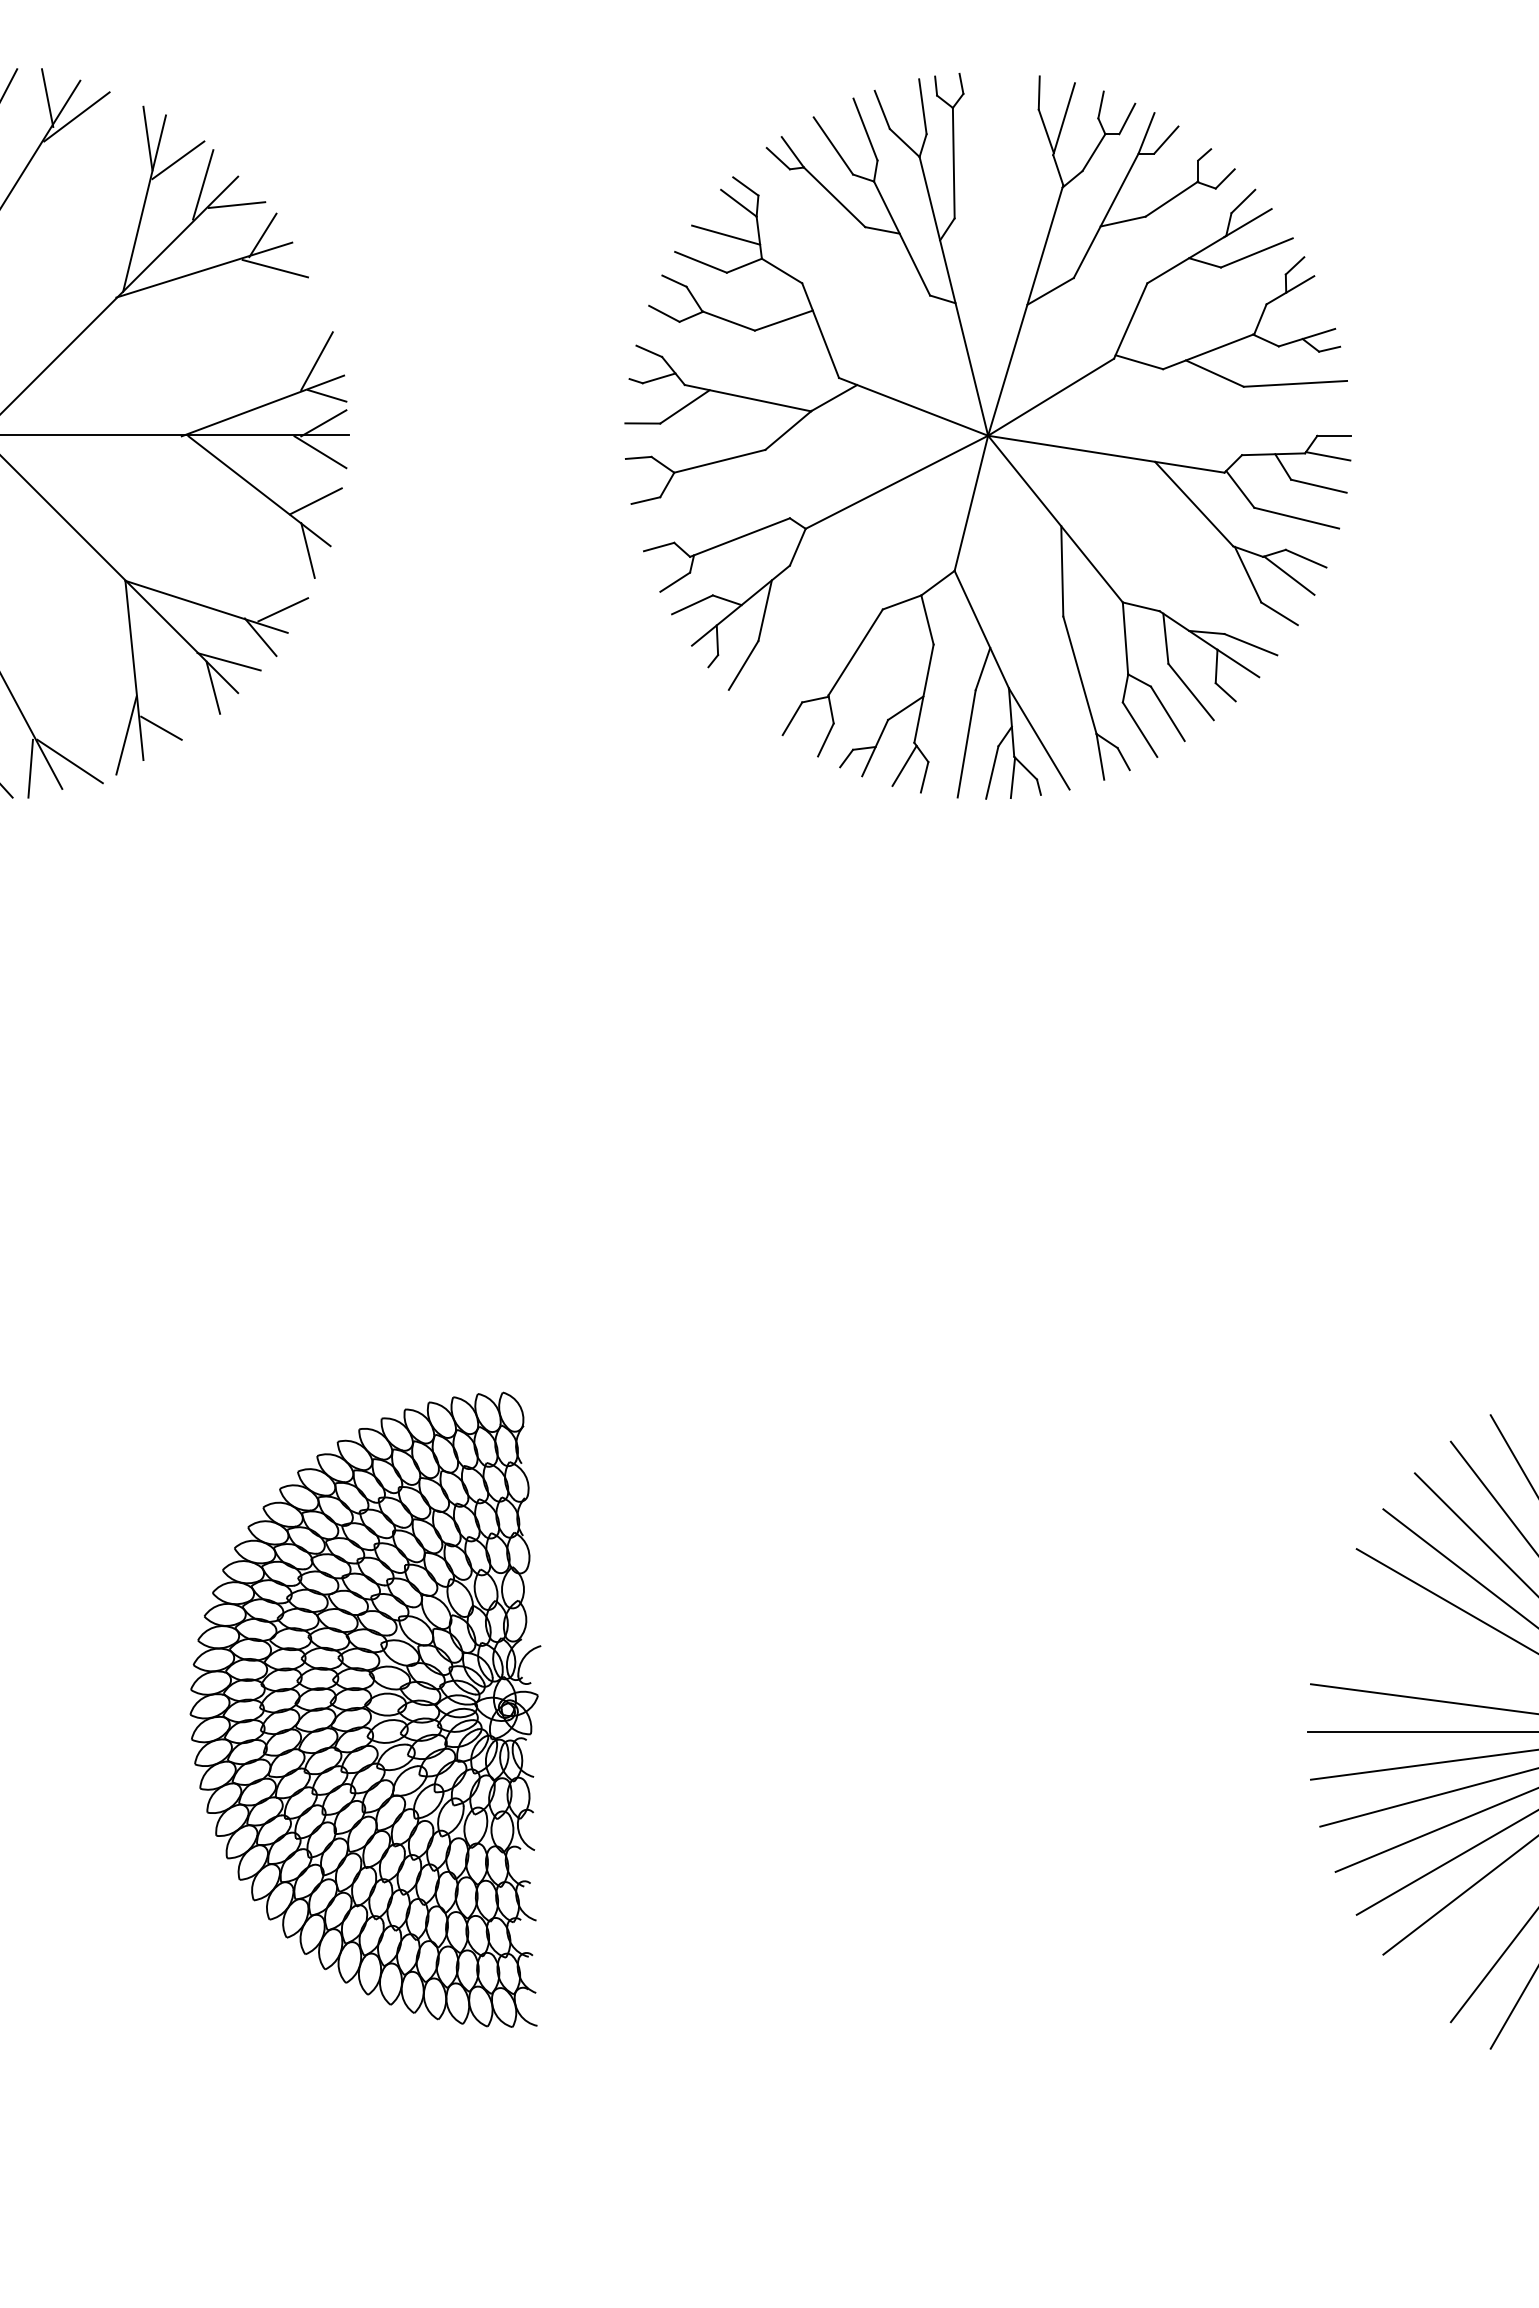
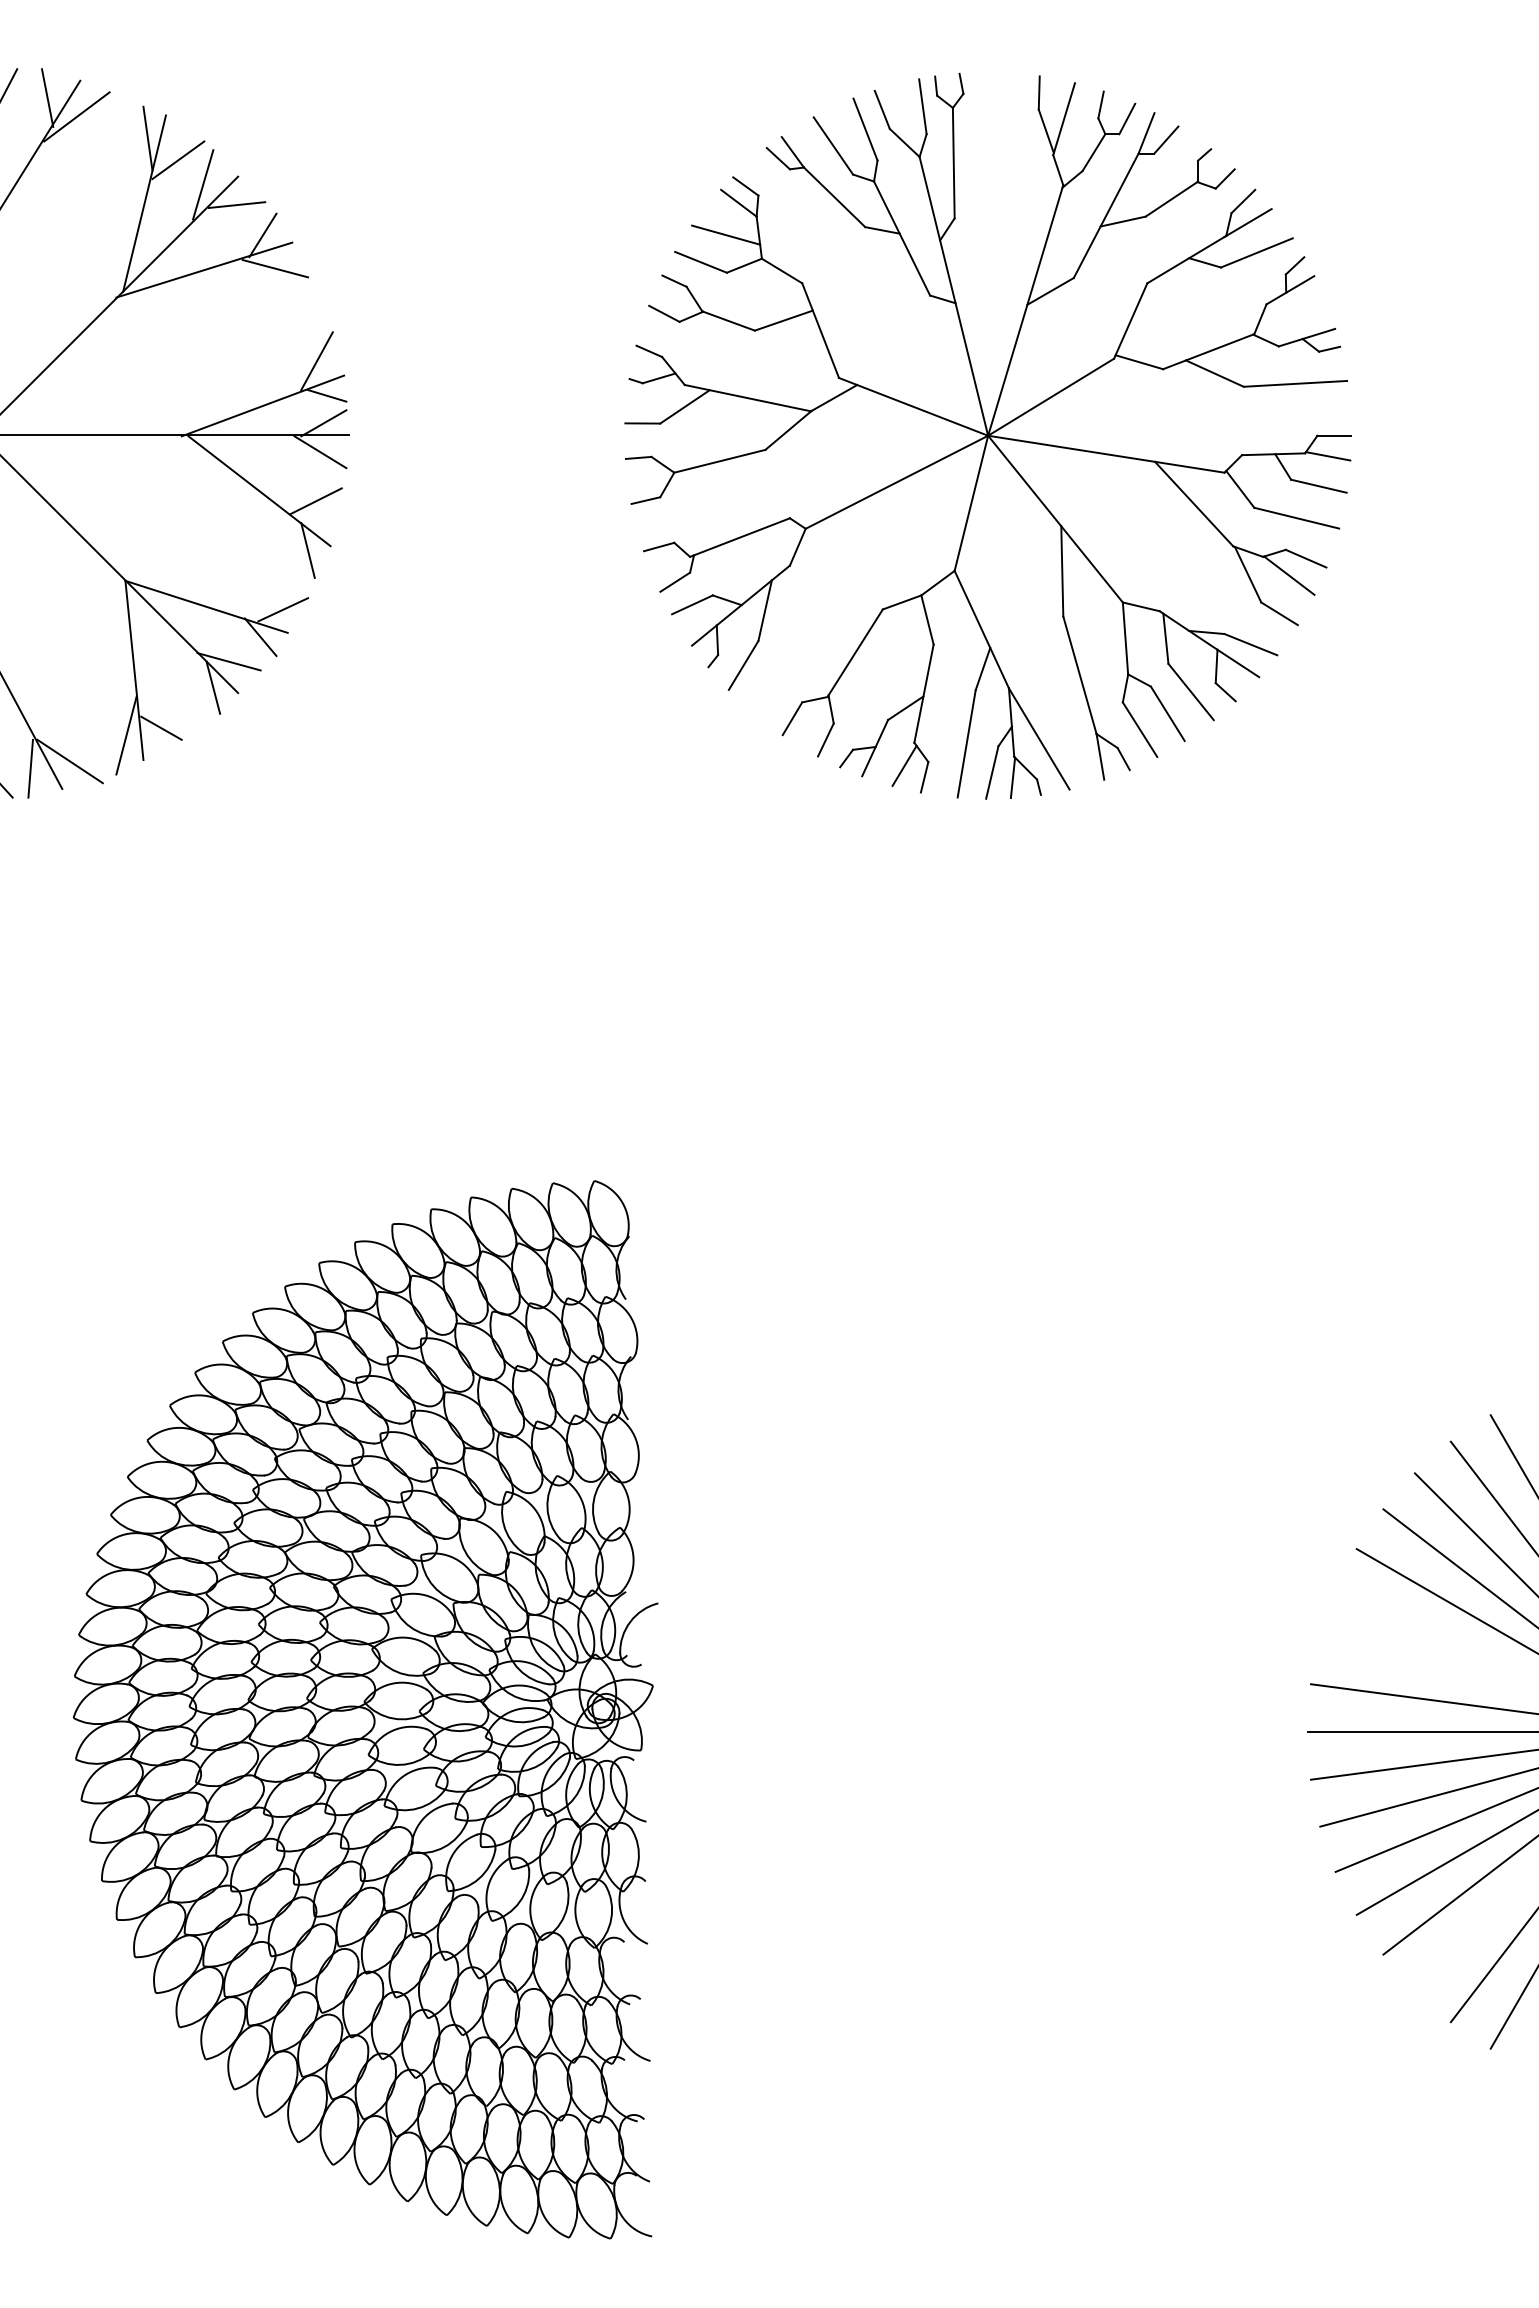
part size: 353x637 px -> 587x1060 px (365, 1709)
